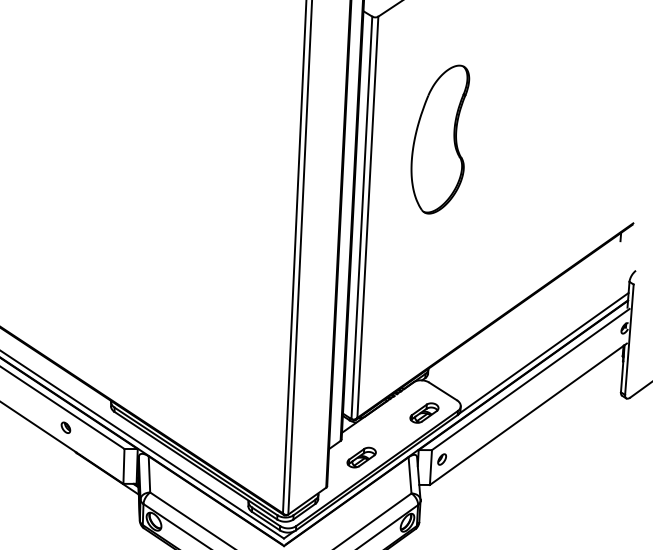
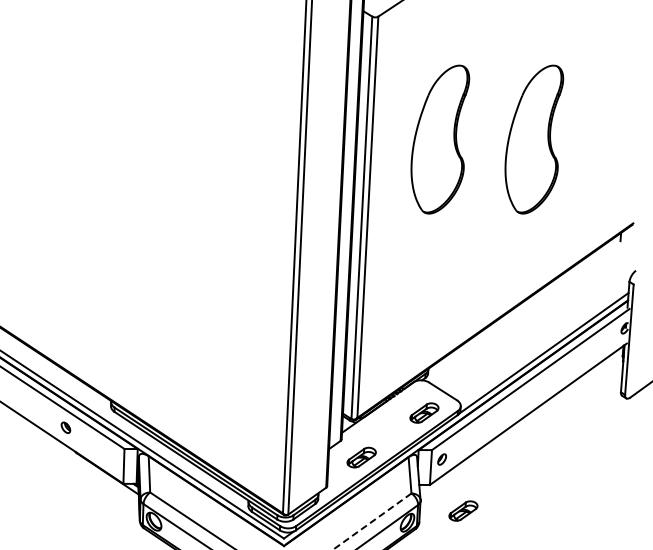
part: none -> present (534, 139)
part: none -> present (463, 510)
line: solid -> dashed (371, 521)
